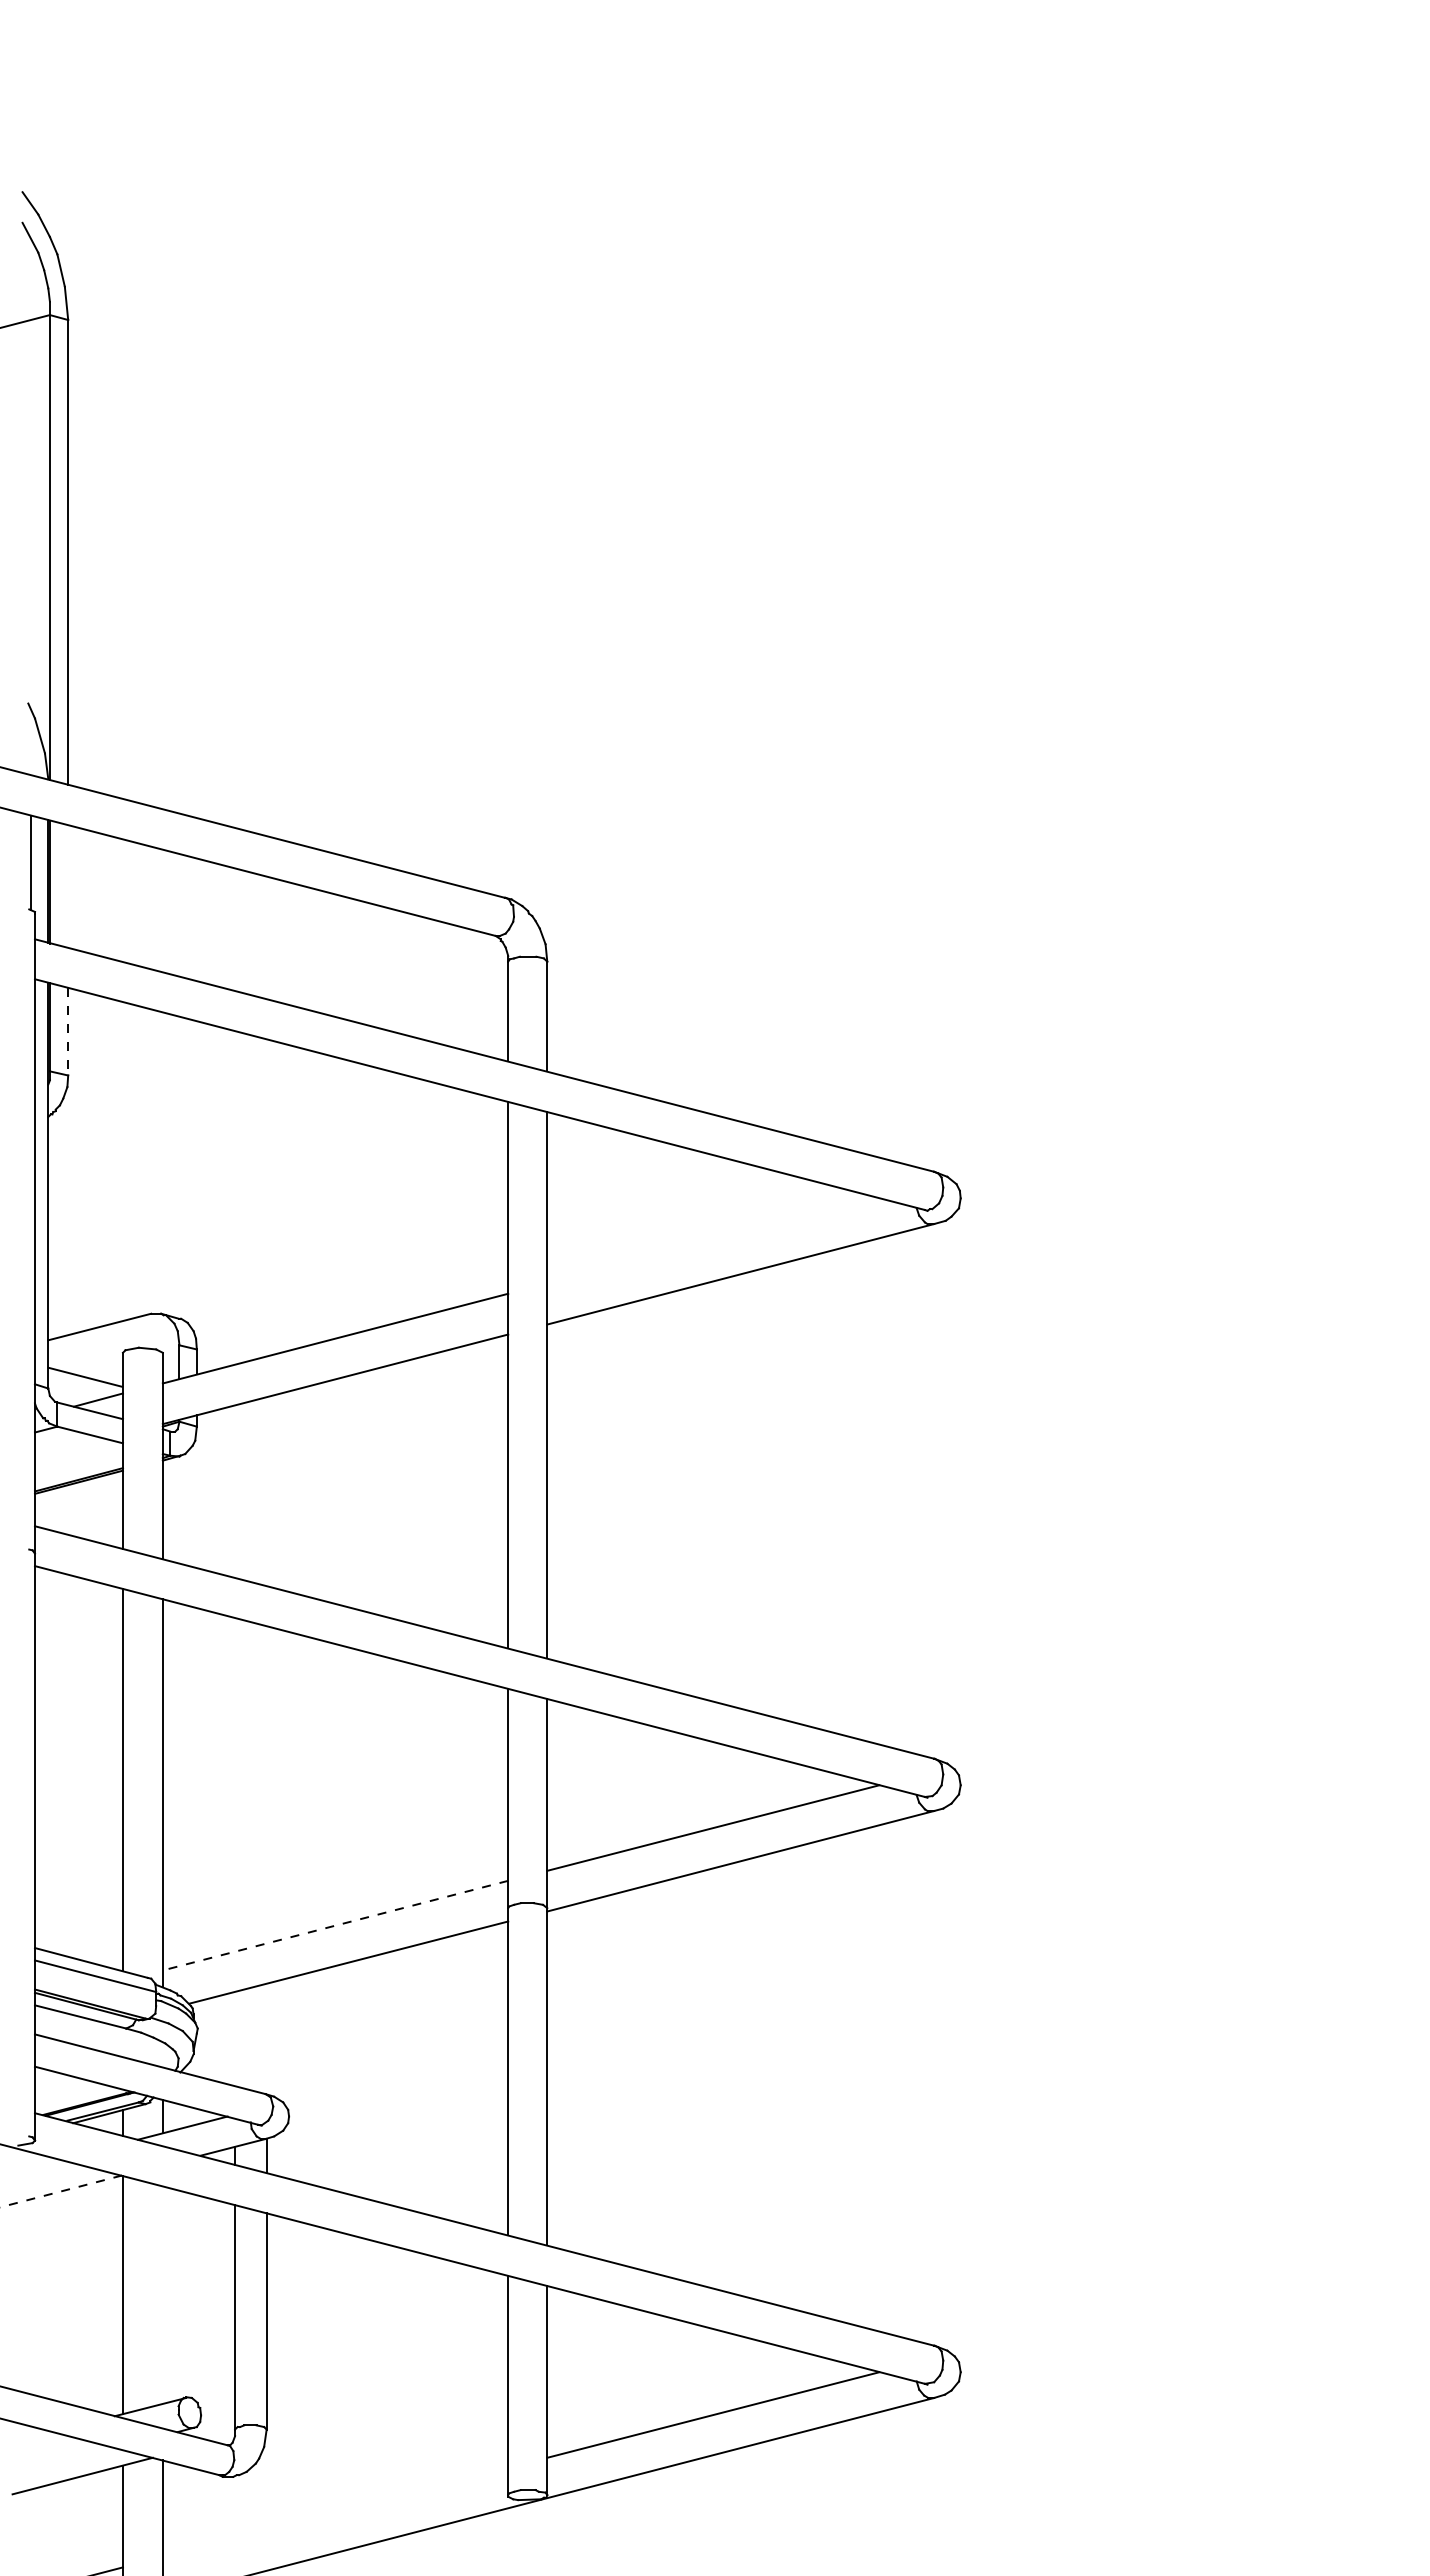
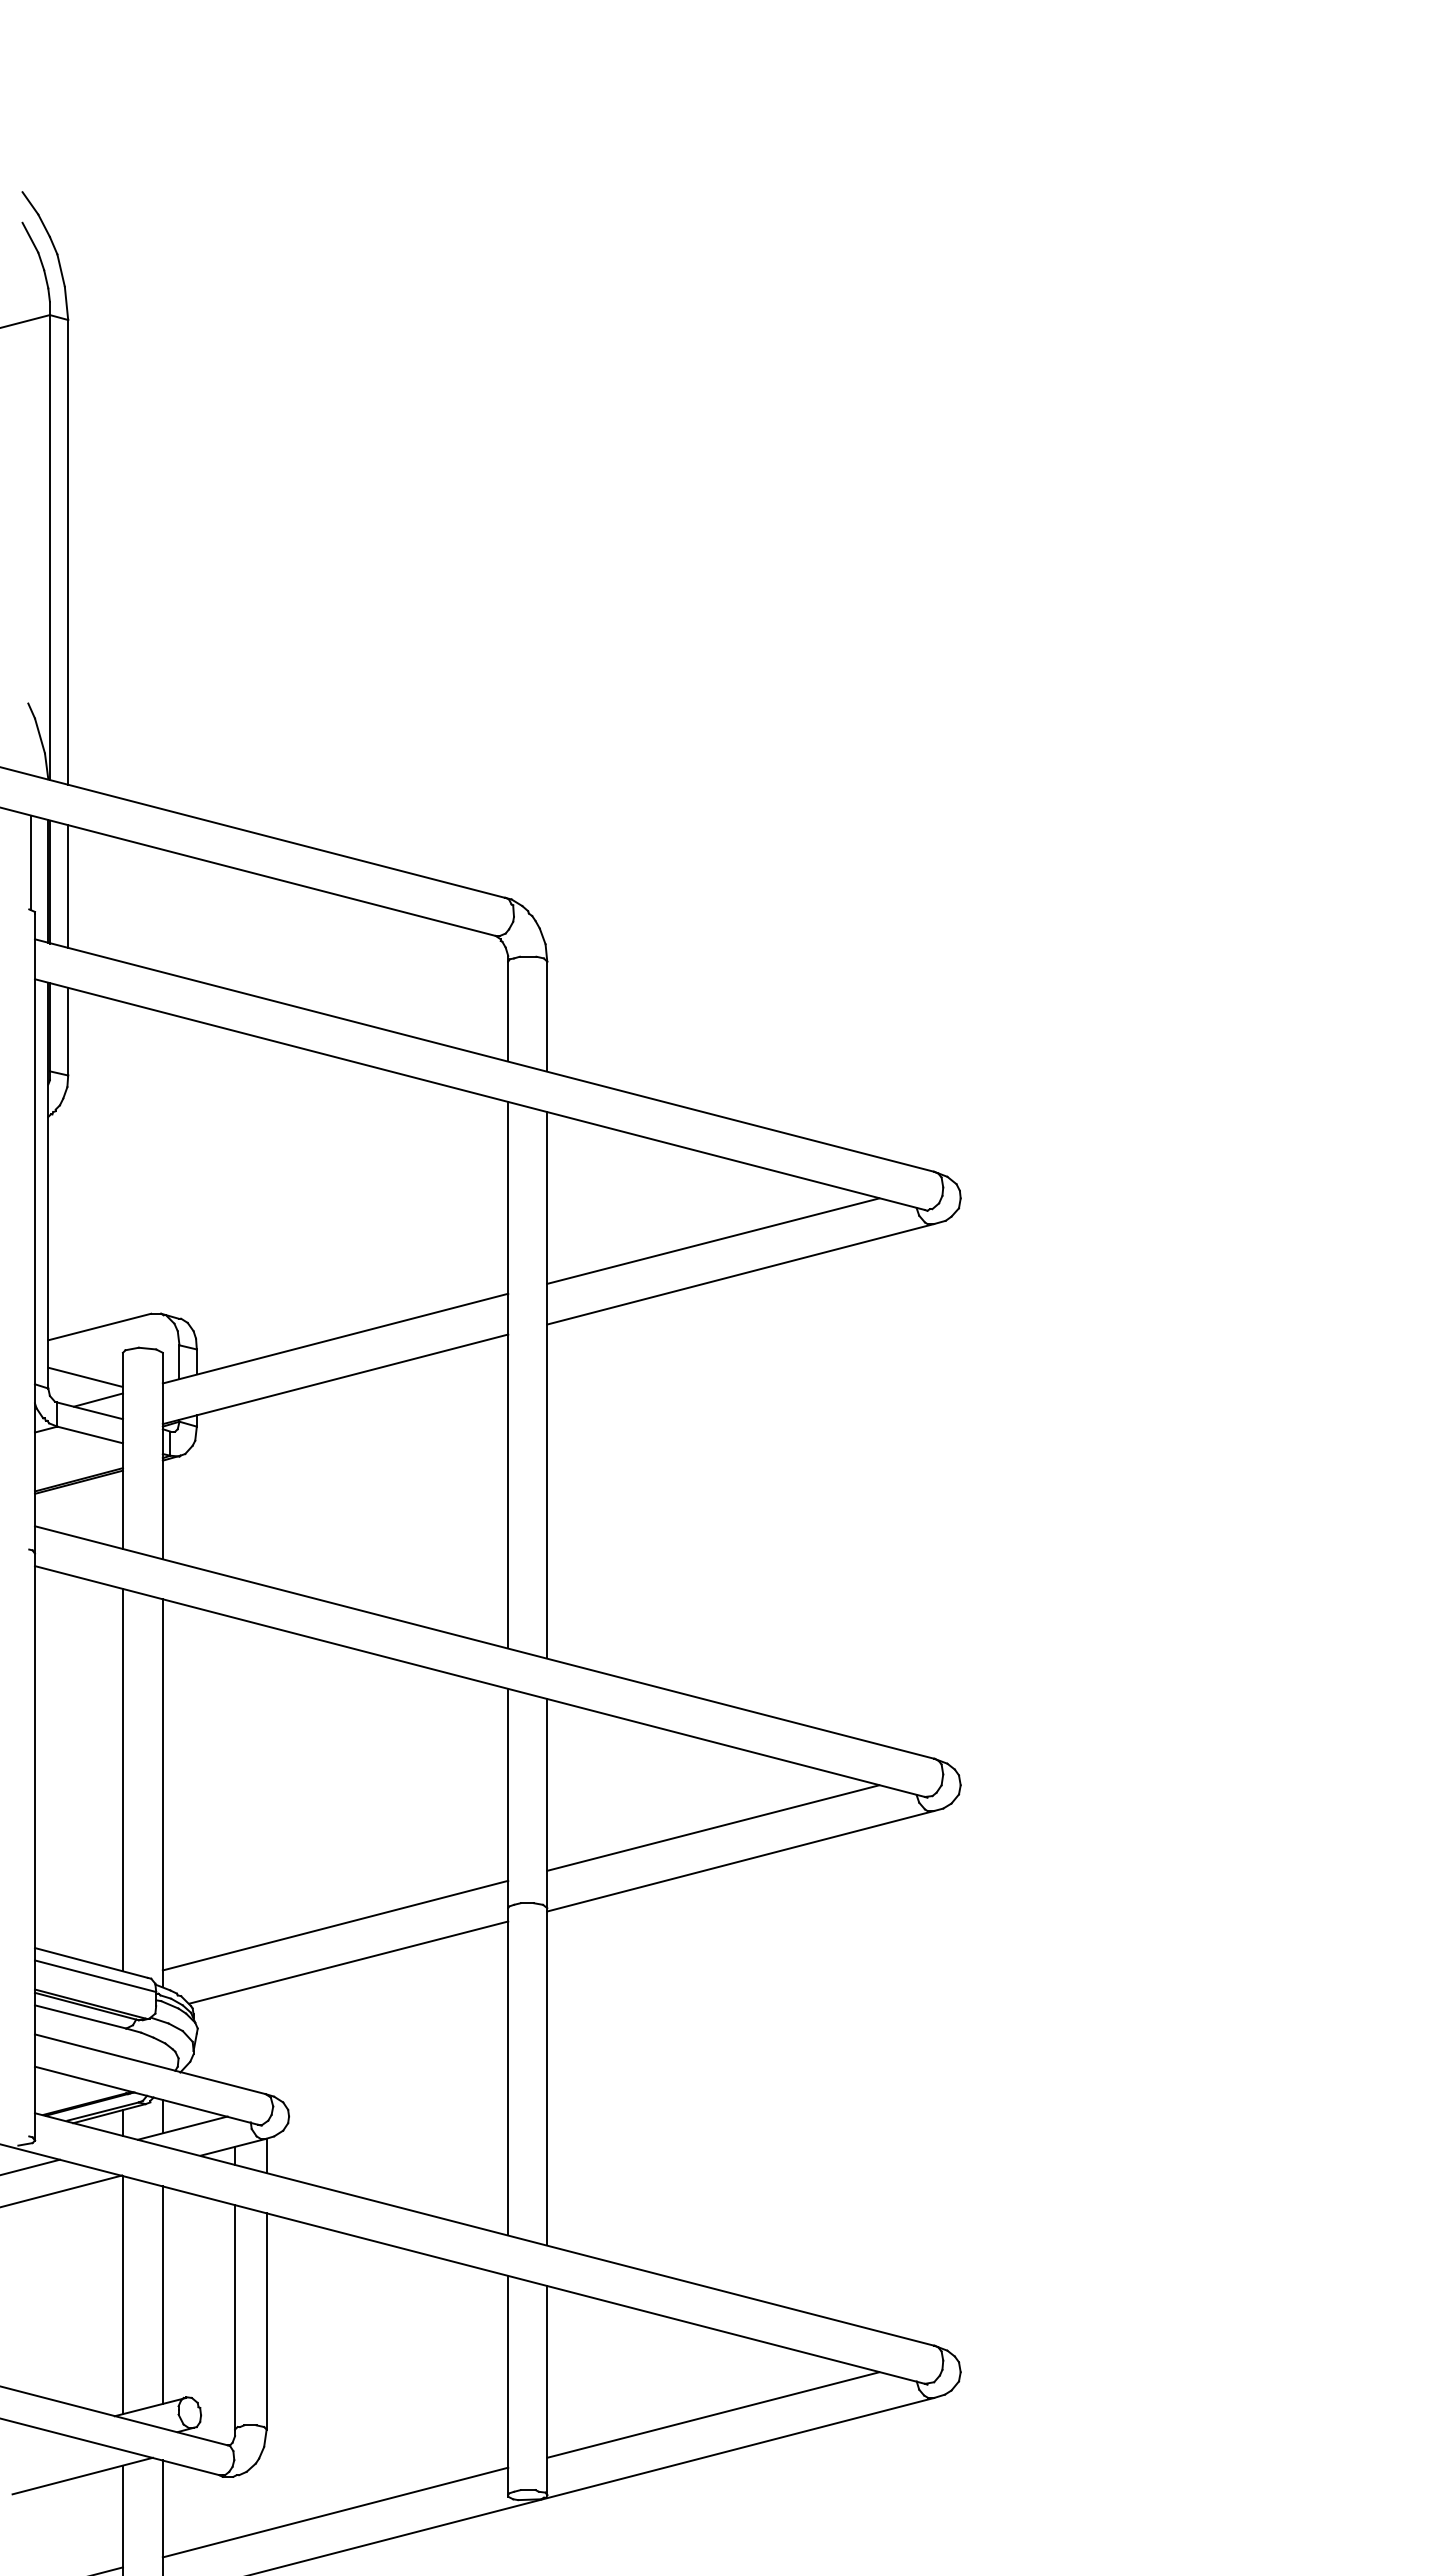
line: none -> present (68, 885)
line: dashed -> solid (68, 1031)
line: none -> present (713, 1240)
line: dashed -> solid (335, 1925)
line: none -> present (30, 2166)
line: dashed -> solid (61, 2191)
line: none -> present (162, 2294)
line: none -> present (335, 2512)
